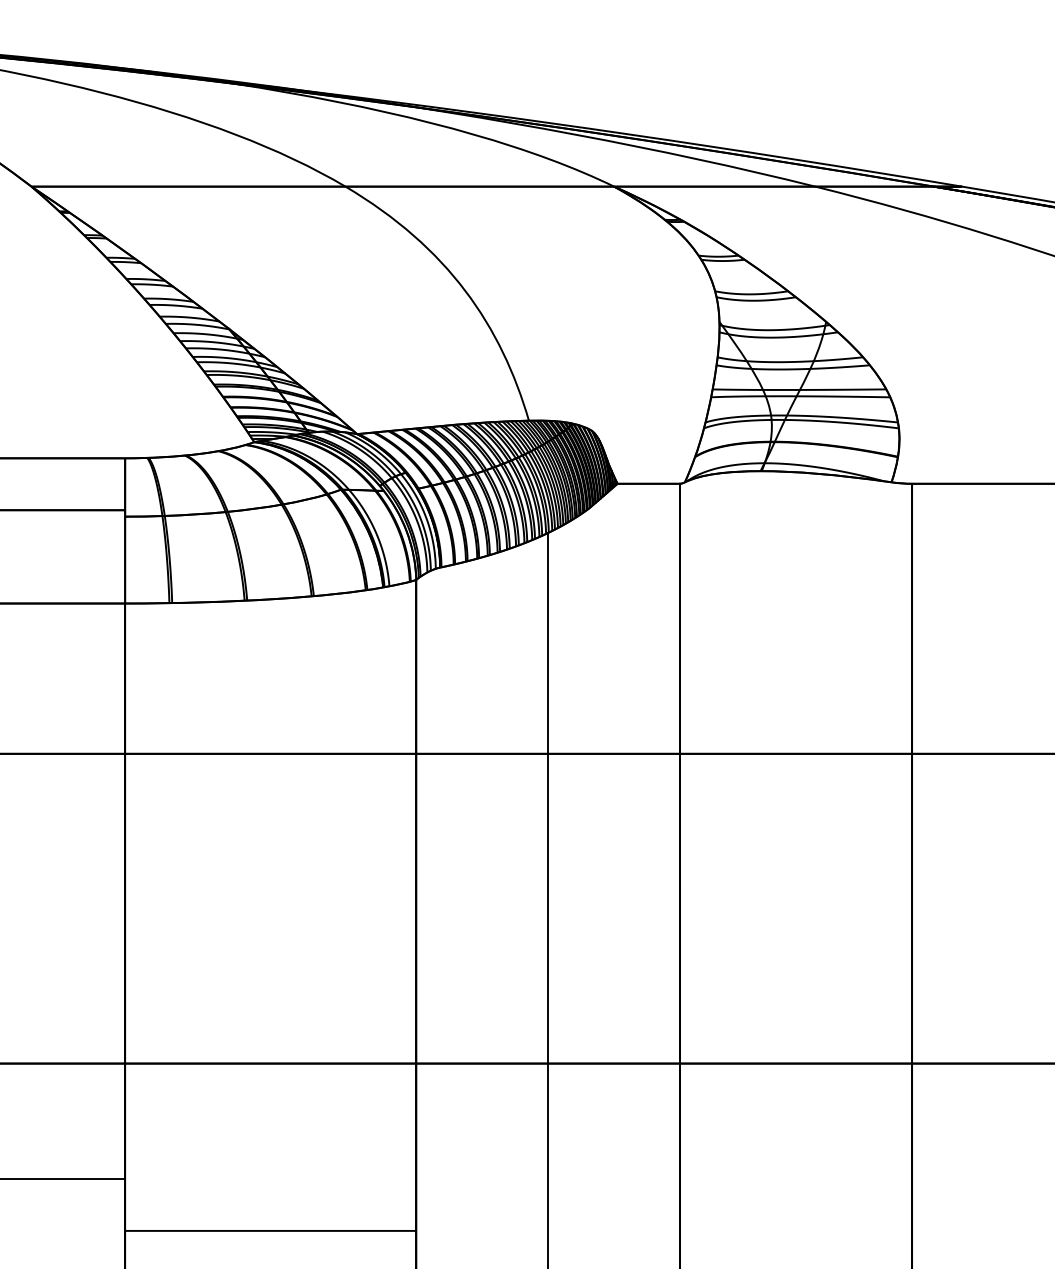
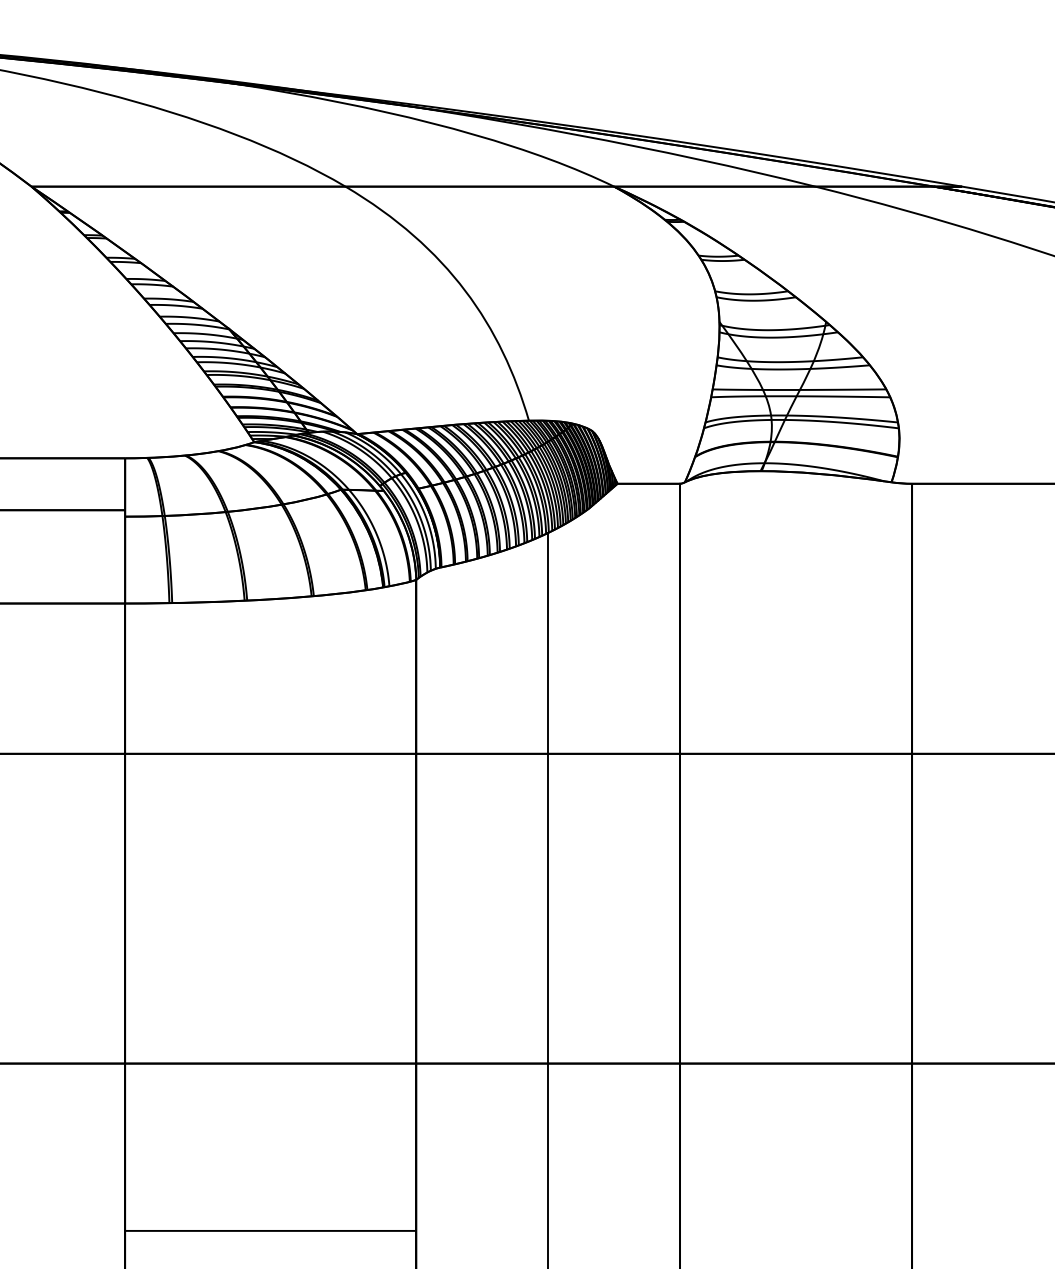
line: present -> none (63, 1179)
